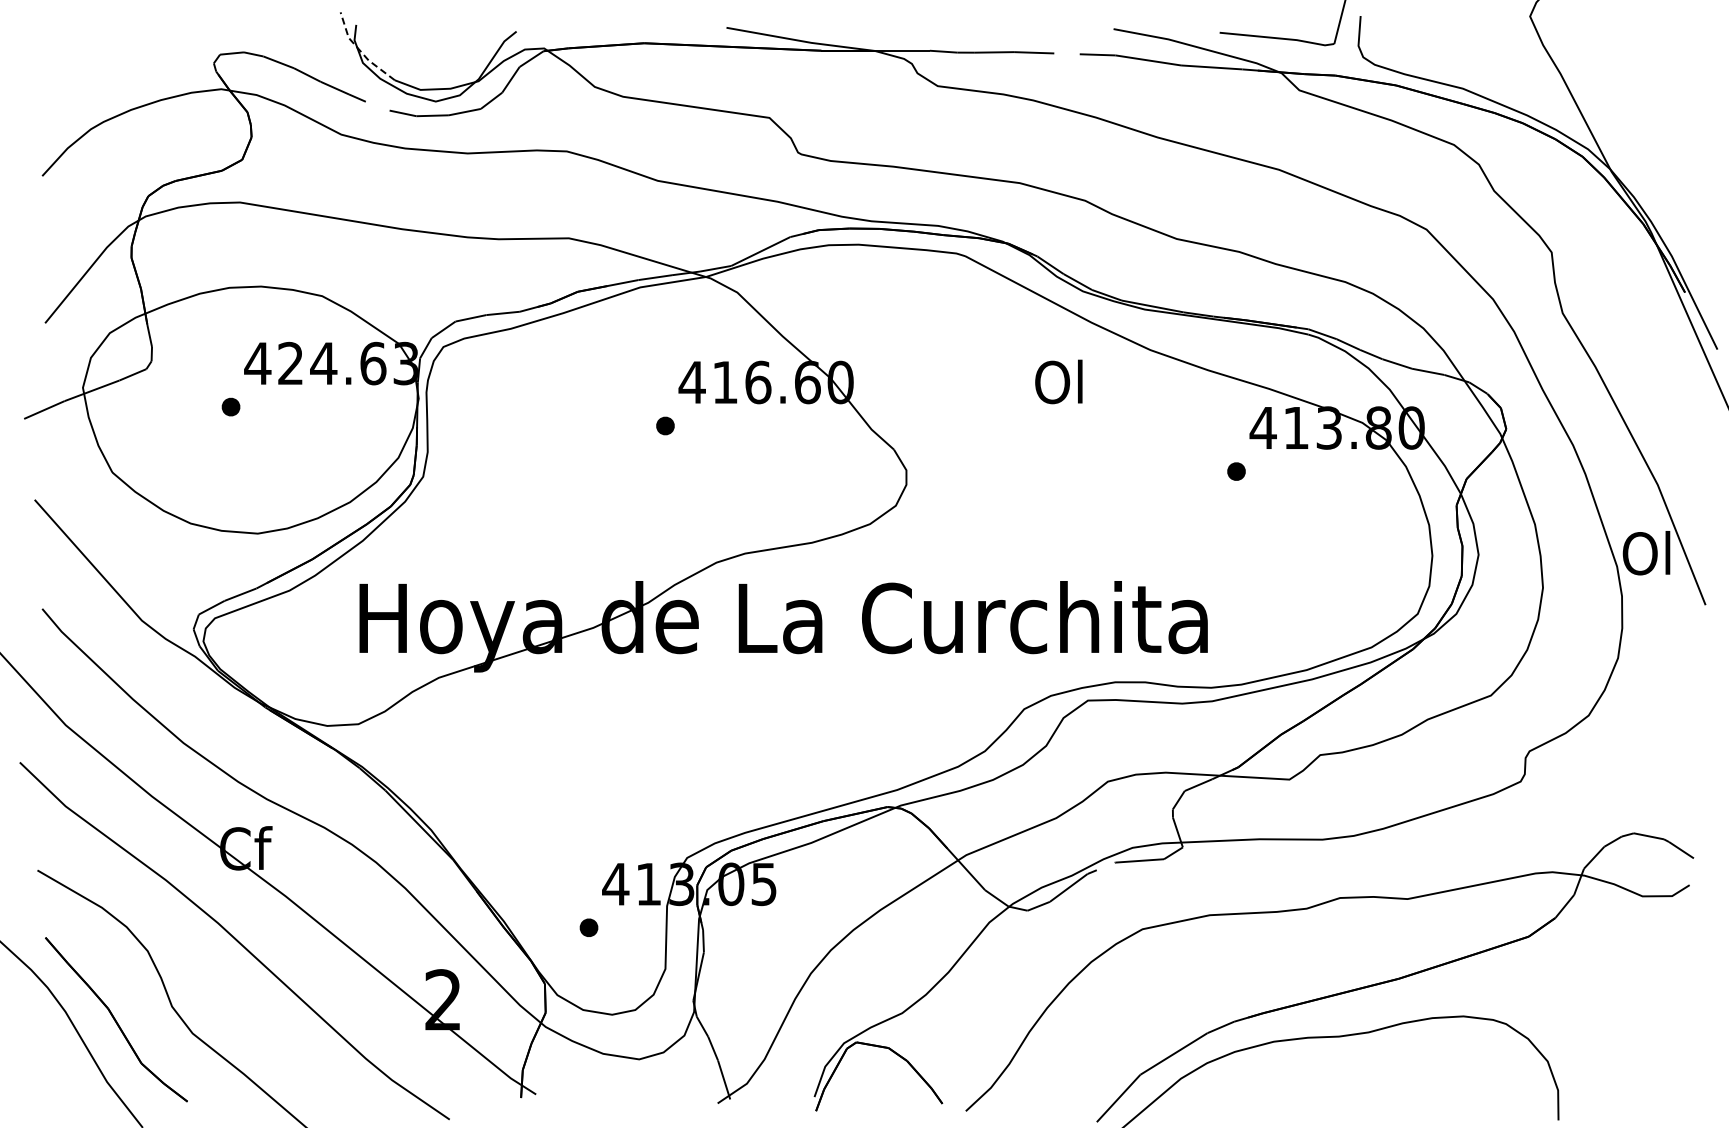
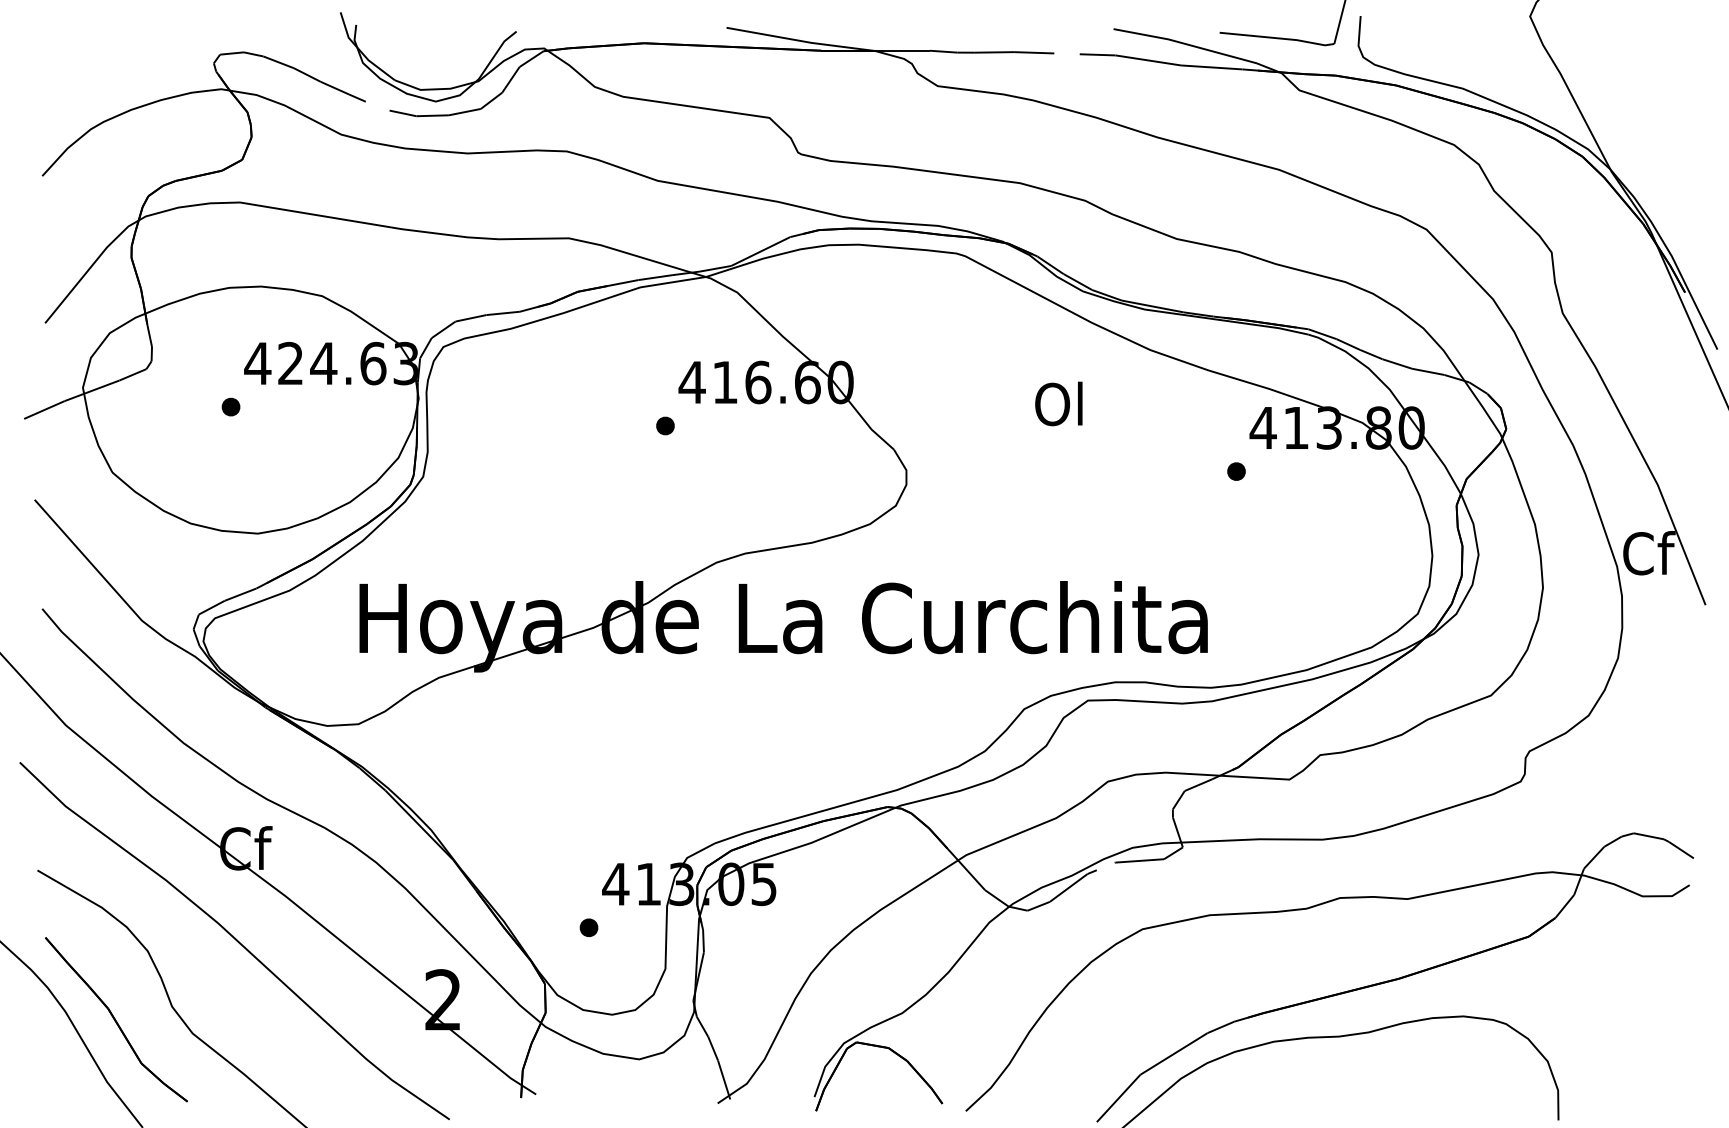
line: dashed -> solid (360, 50)
text position: (1058, 381) -> (1058, 403) (1058, 403)
text: Ol -> Cf (1648, 553)
